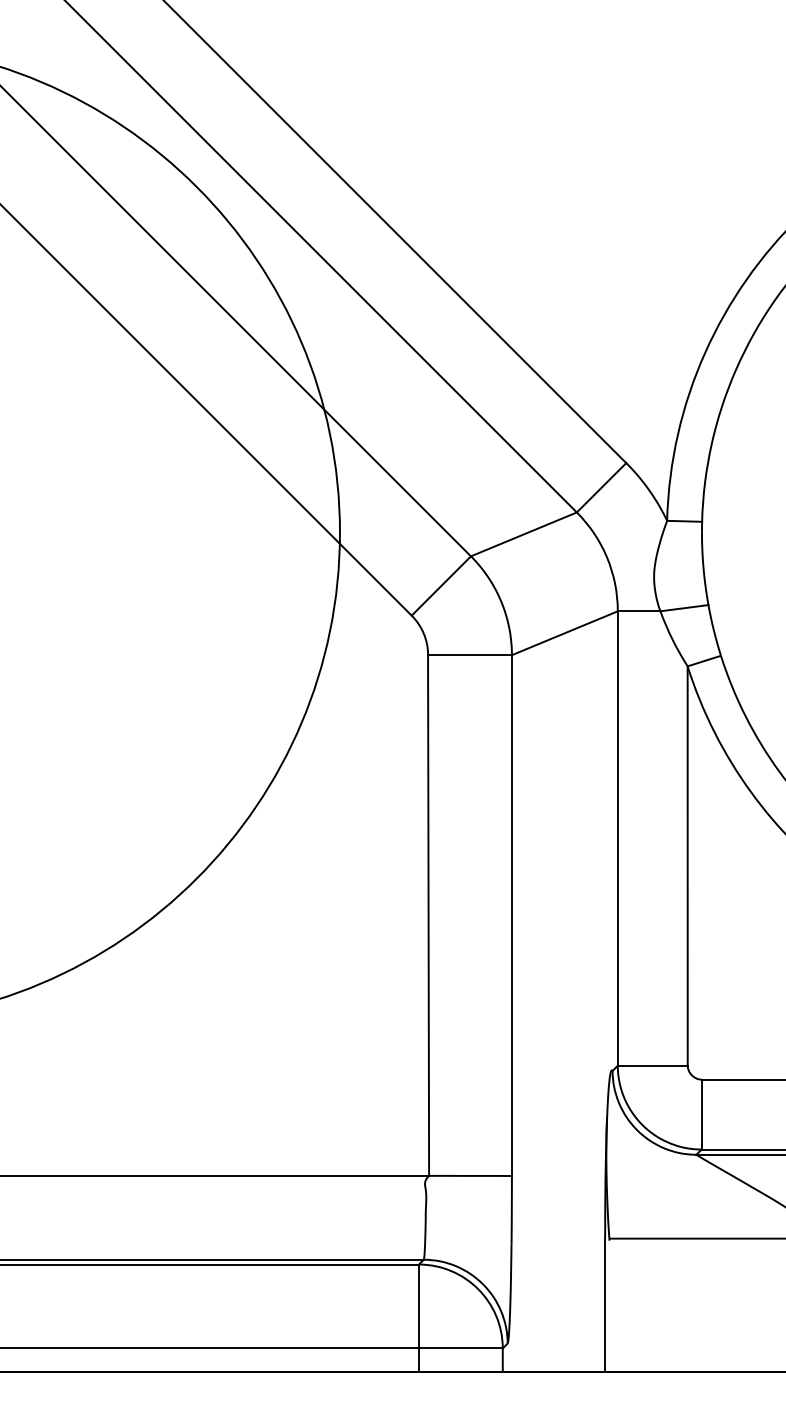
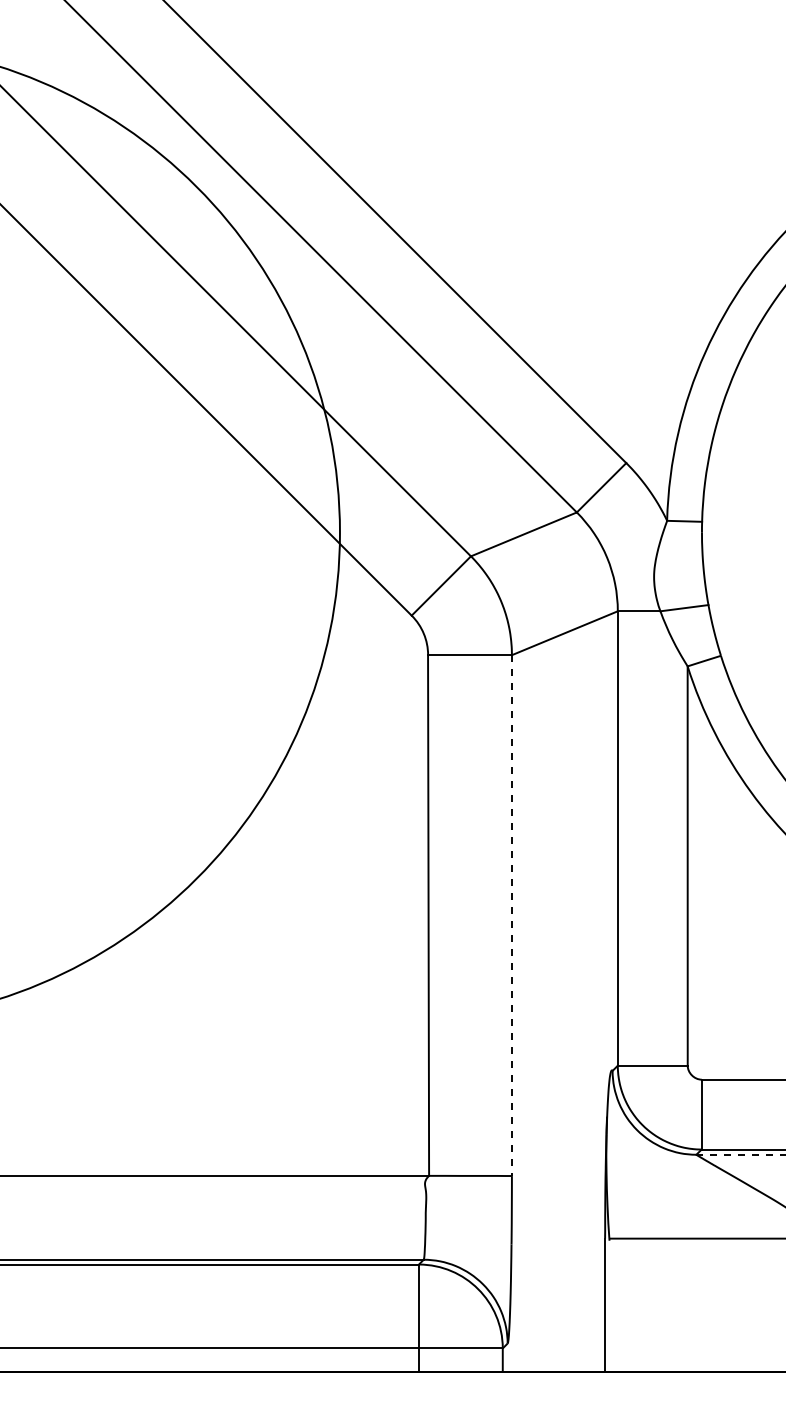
line: solid -> dashed (511, 916)
line: solid -> dashed (741, 1154)
